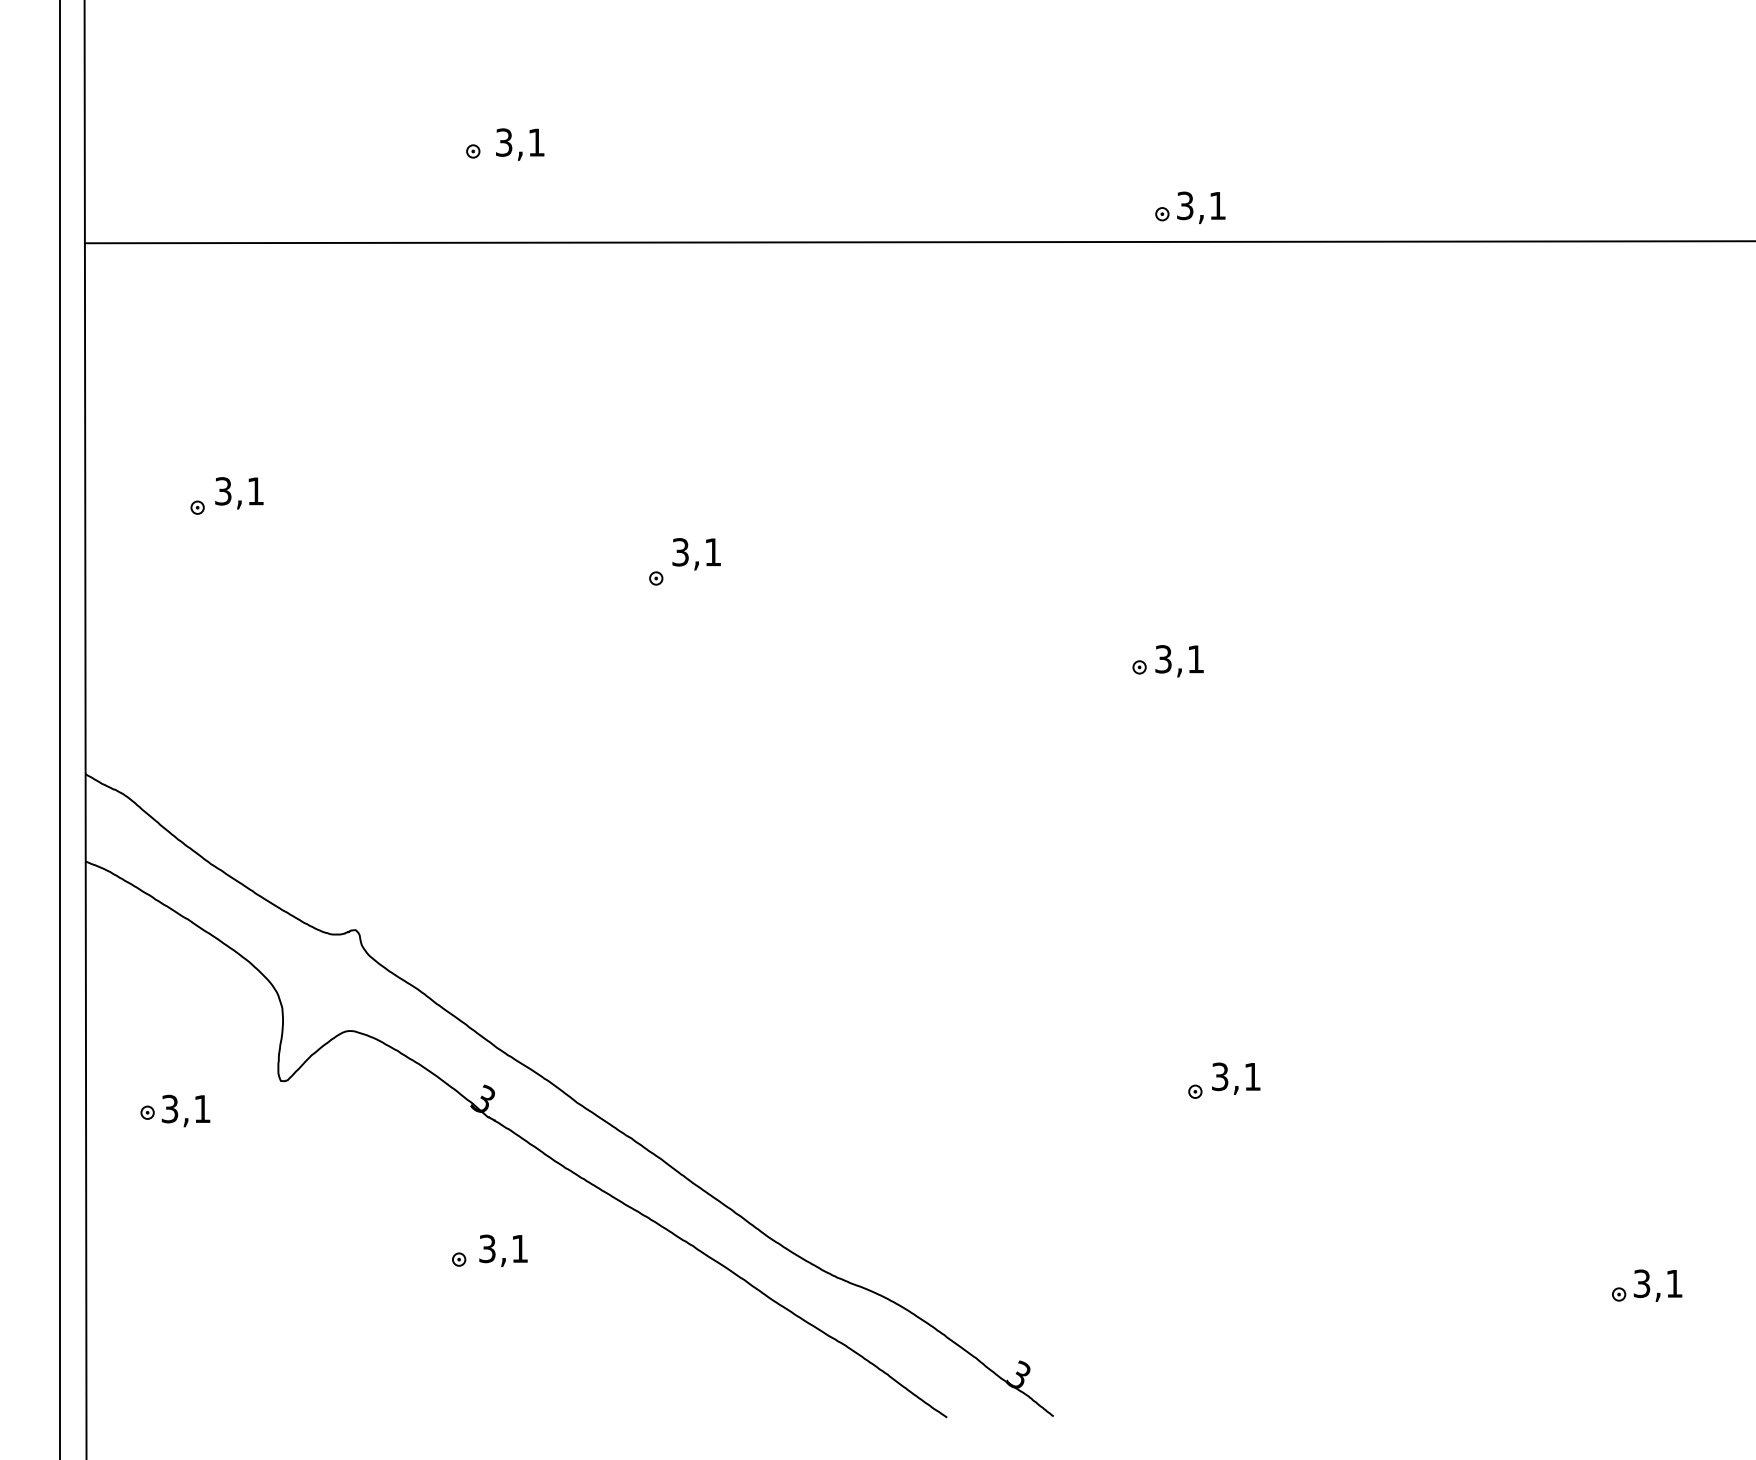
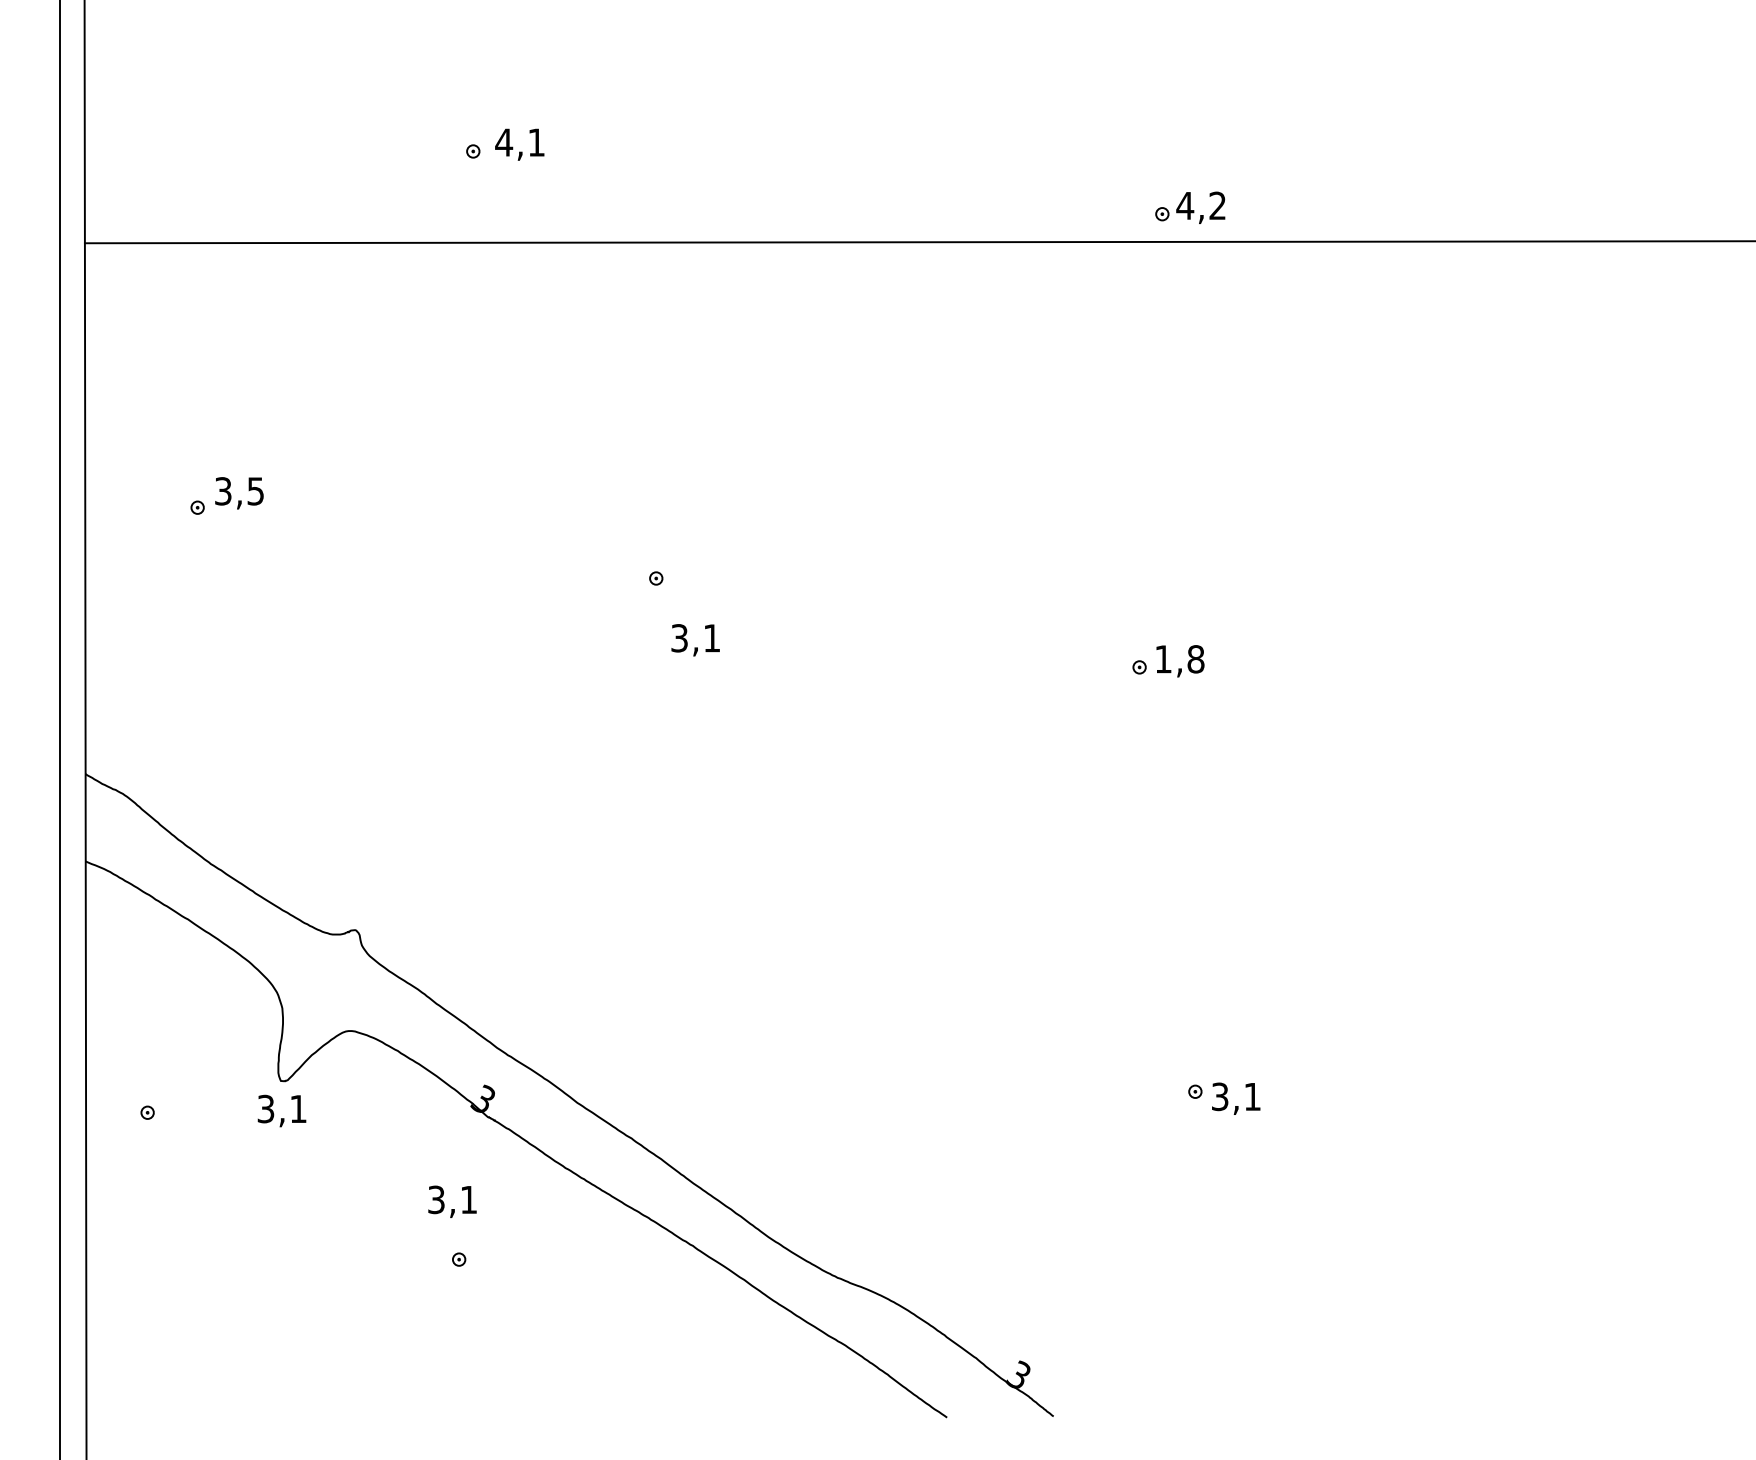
text: 3,1 -> 4,1 (504, 142)
text: 3,1 -> 4,2 (1200, 205)
text: 3,1 -> 3,5 (255, 491)
text position: (696, 554) -> (695, 640) (695, 640)
text: 3,1 -> 1,8 (1179, 659)
text position: (1236, 1078) -> (1236, 1098) (1236, 1098)
text position: (185, 1110) -> (281, 1110) (281, 1110)
text position: (503, 1250) -> (452, 1201) (452, 1201)
part: present -> none (1647, 1285)
